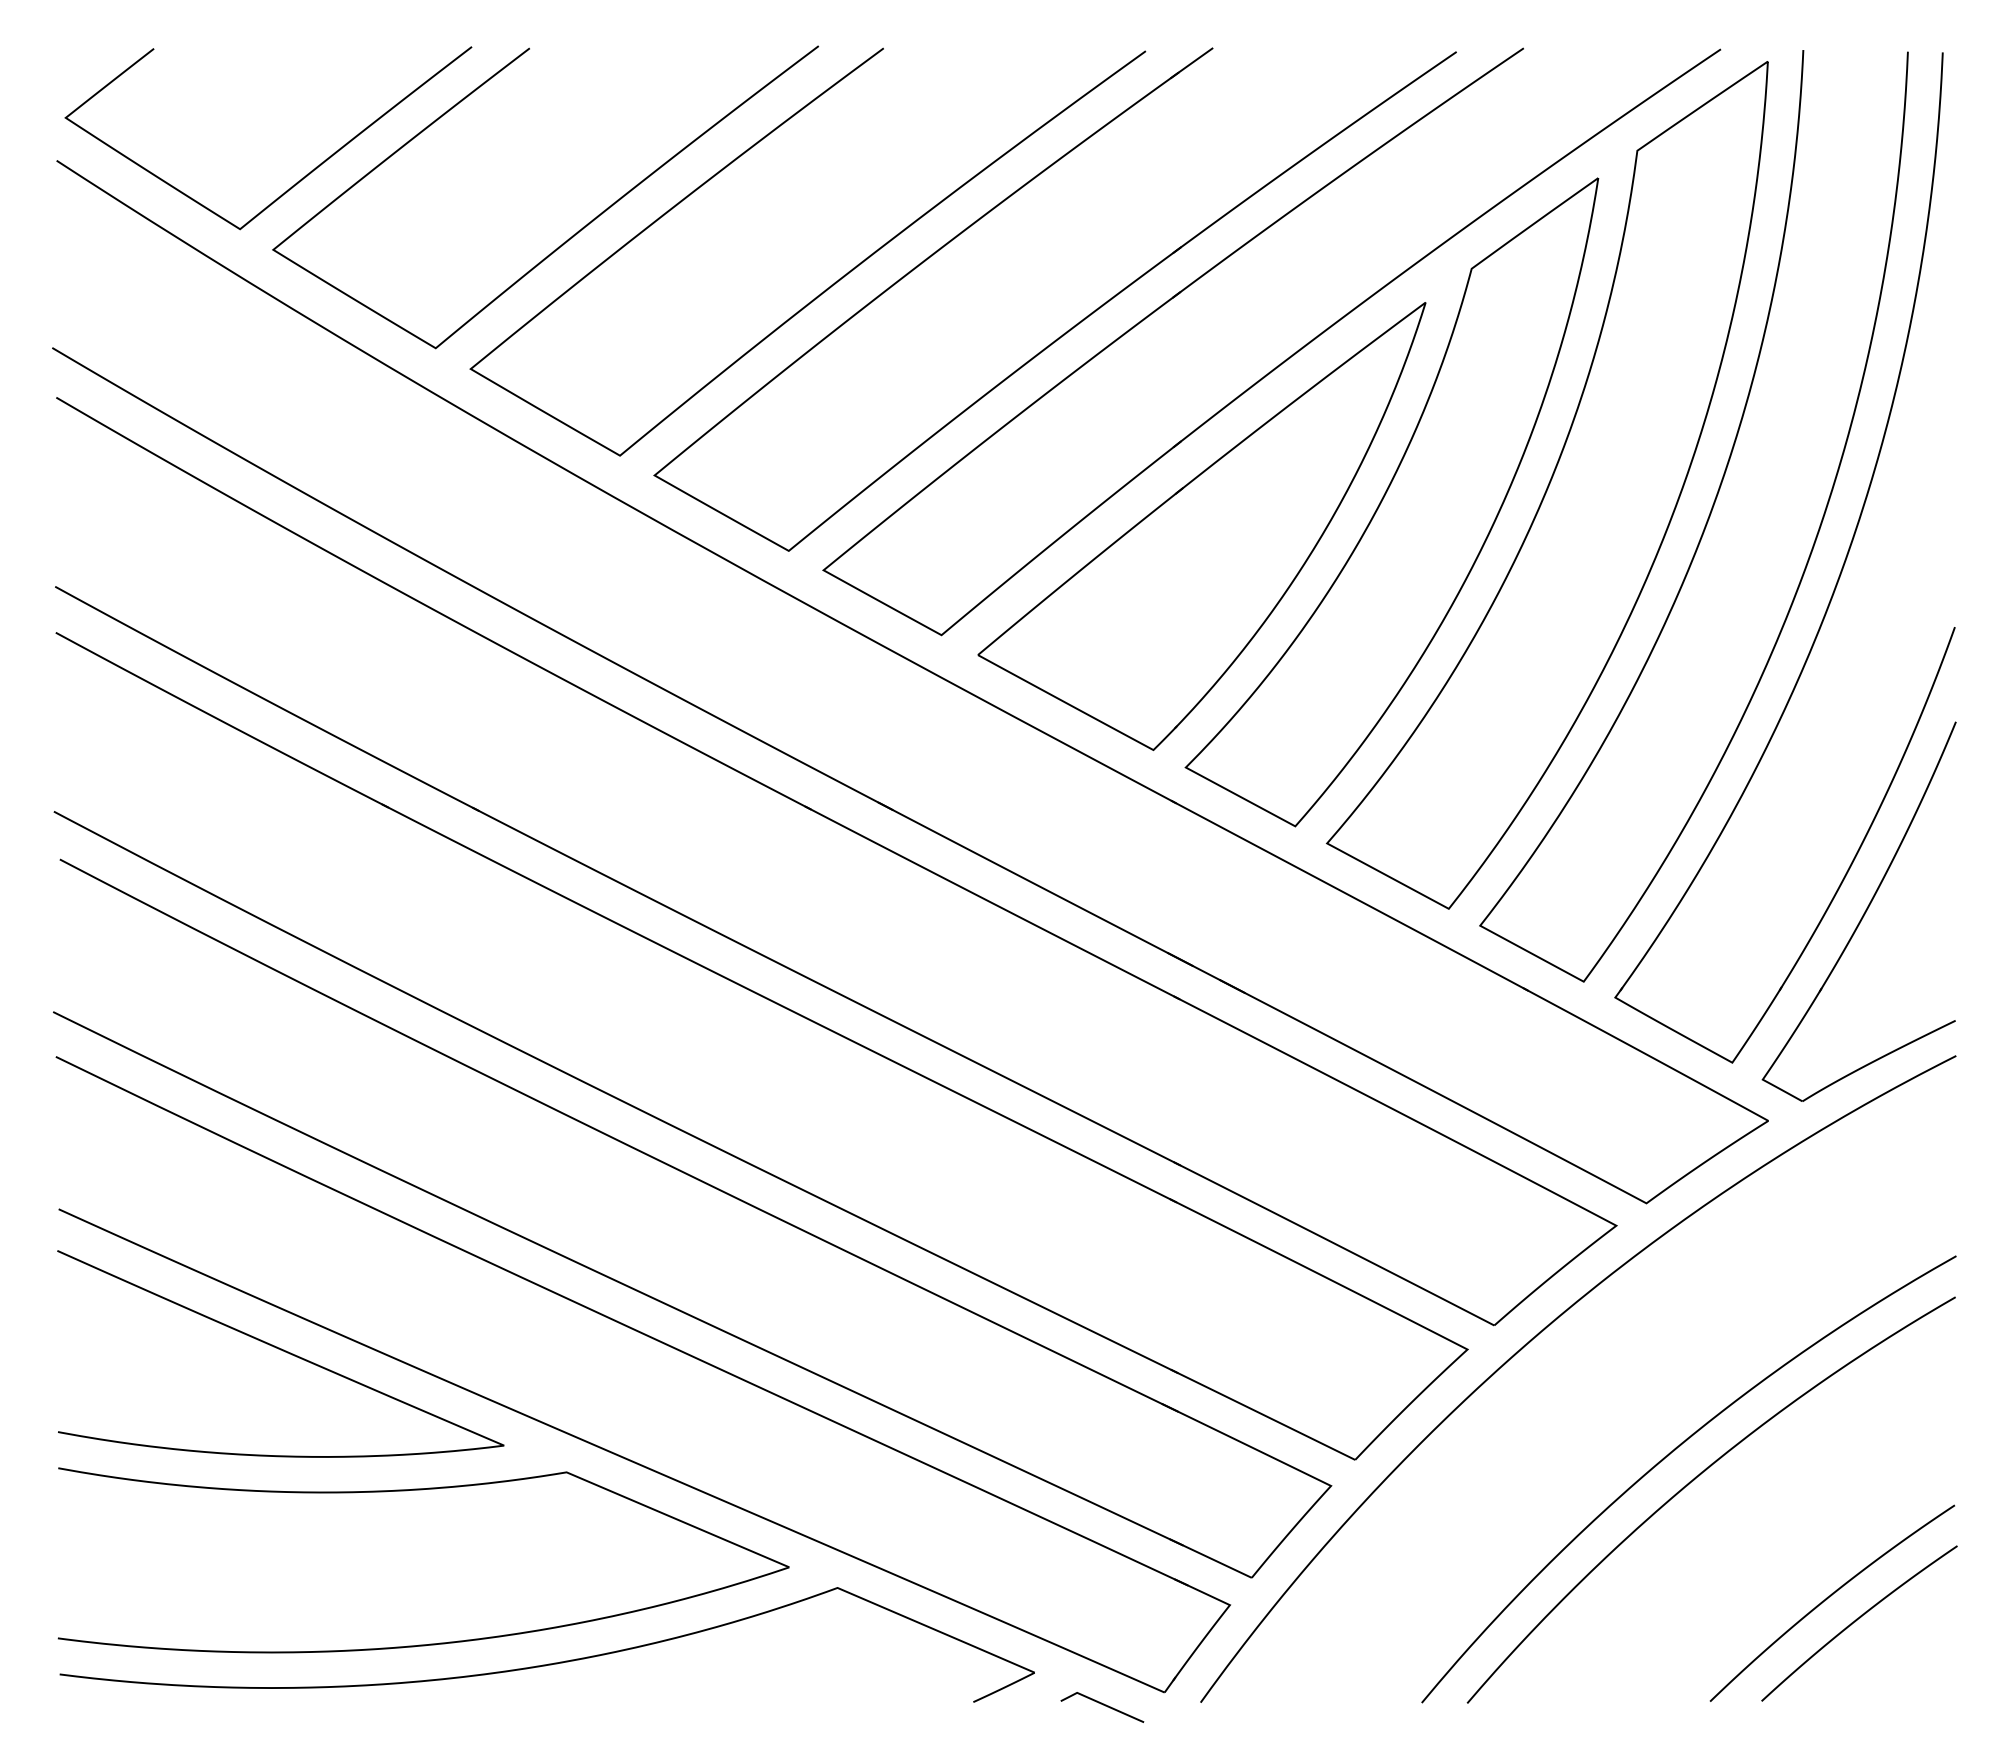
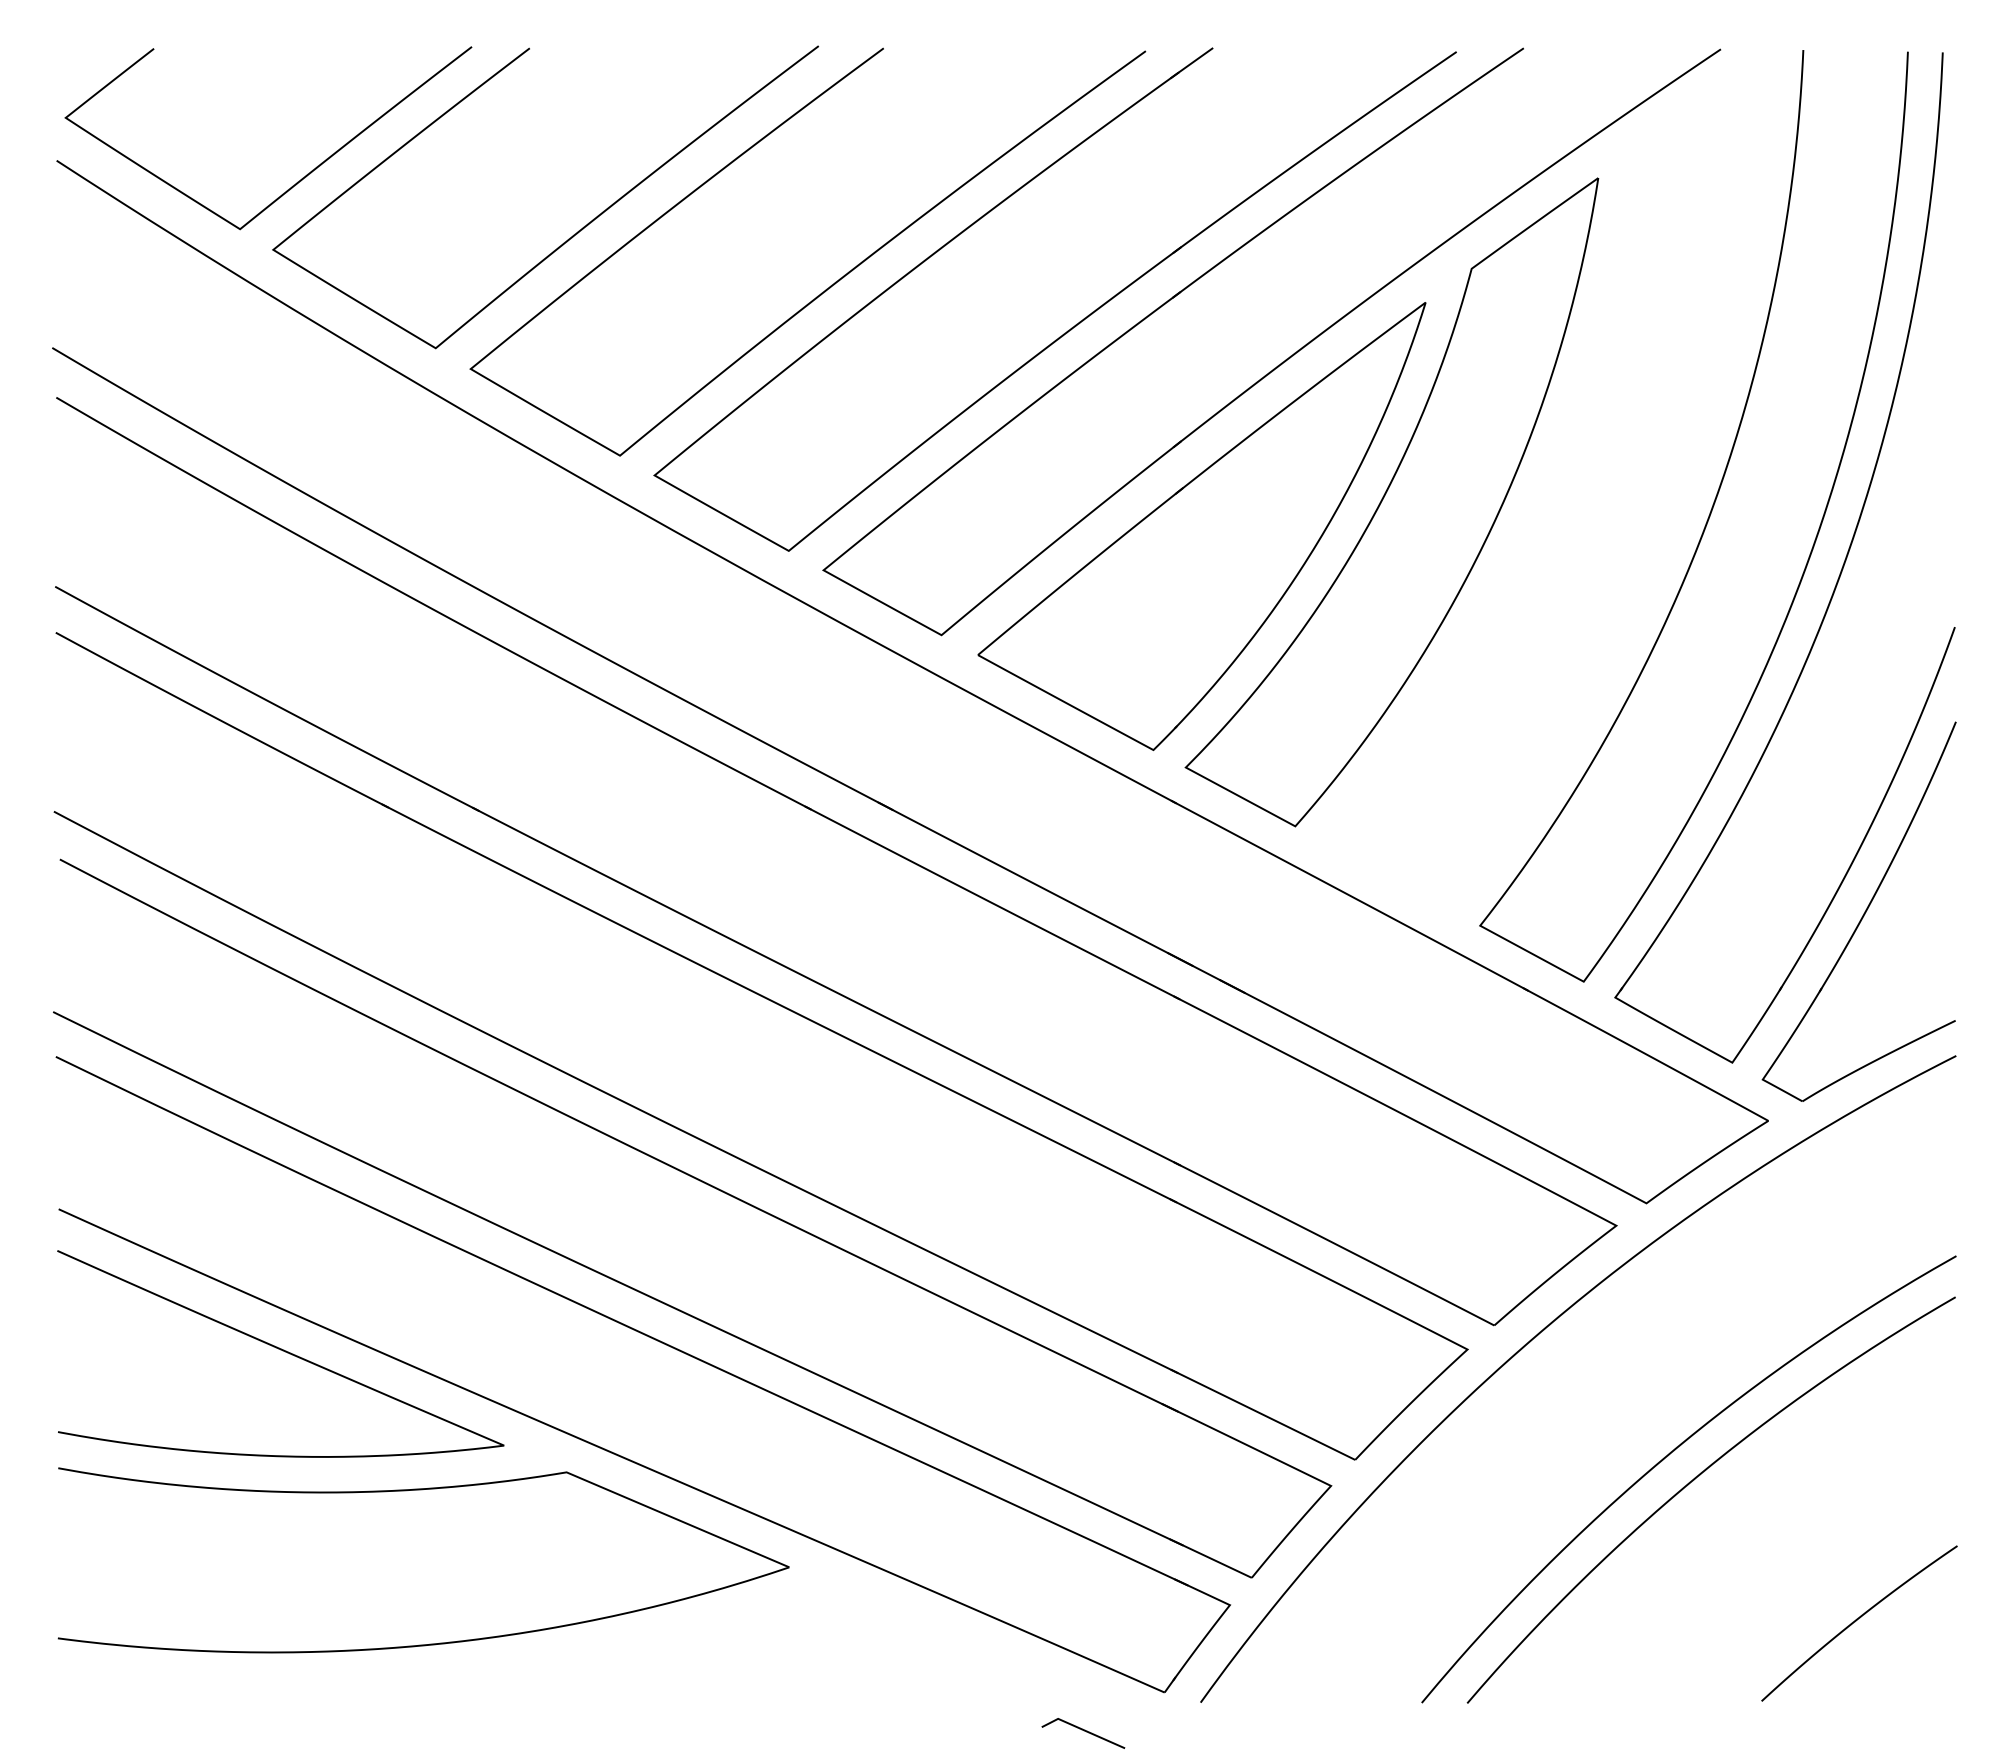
part: present -> none (1547, 485)
curve: present -> none (1828, 1598)
part: present -> none (548, 1663)
curve position: (1103, 1705) -> (1084, 1731) (1084, 1731)
